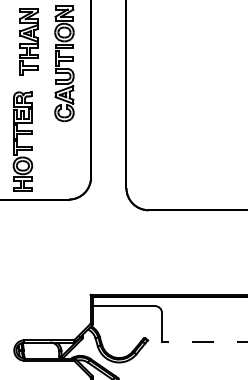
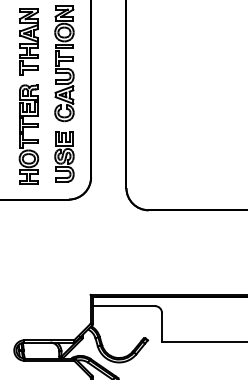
part position: (22, 141) -> (28, 134) (28, 134)
part: none -> present (64, 156)
line: dashed -> solid (205, 341)
